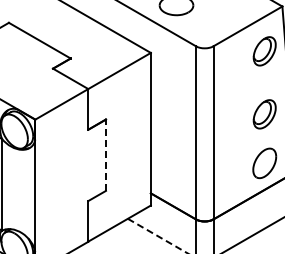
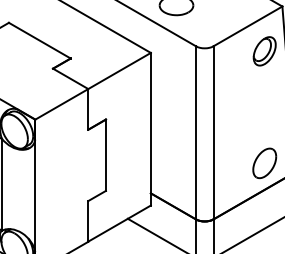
part: present -> none (264, 114)
line: dashed -> solid (105, 155)
line: dashed -> solid (158, 236)
